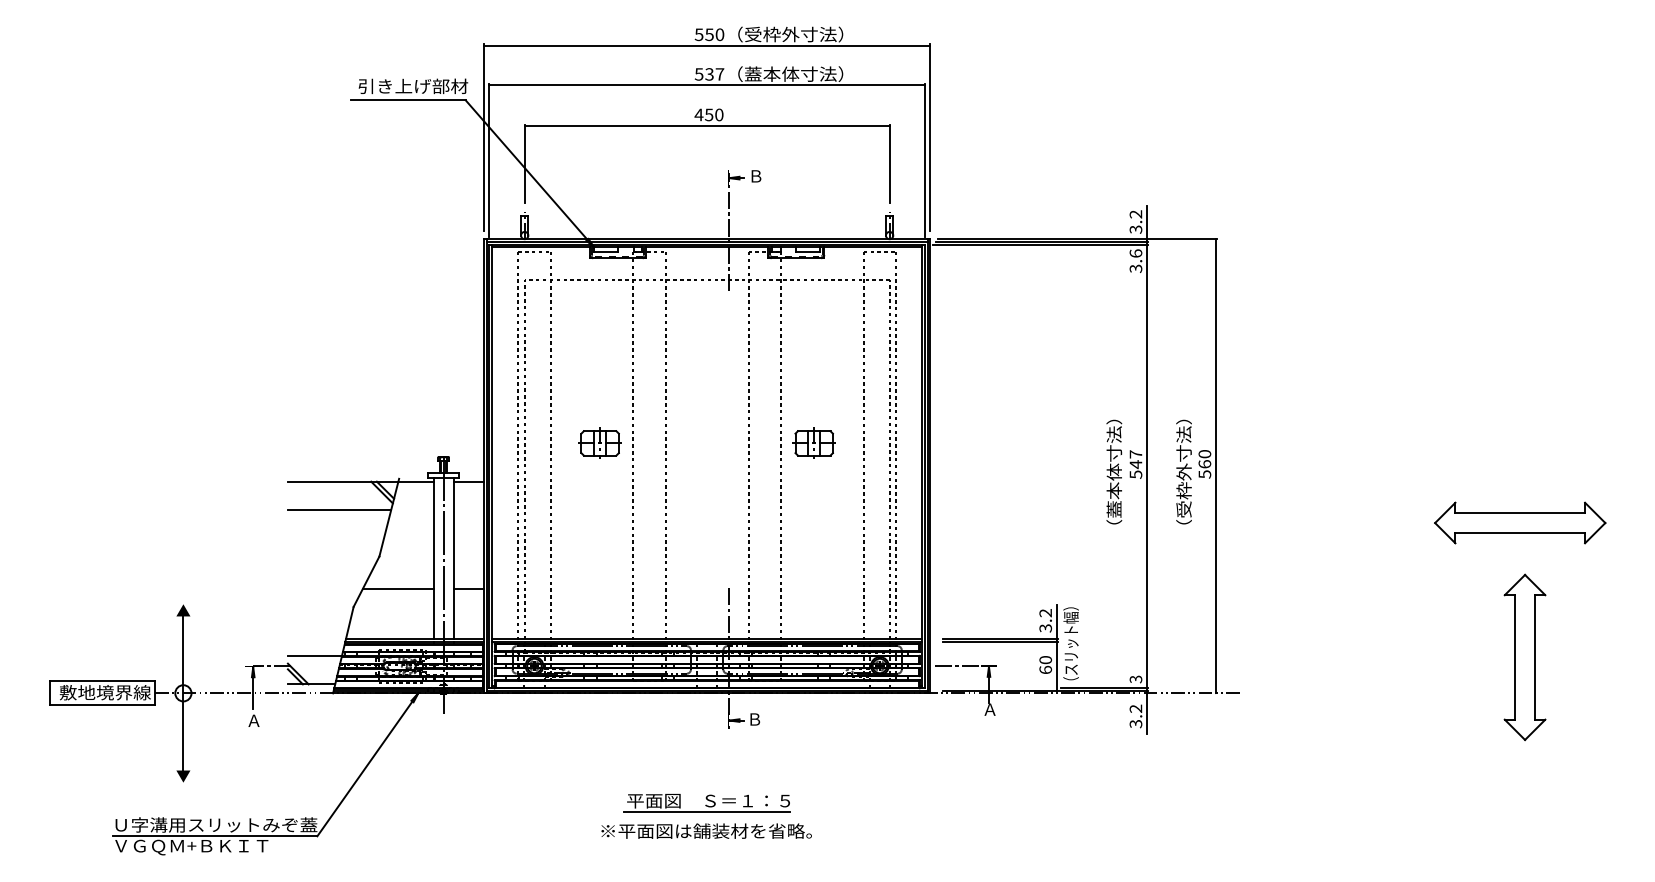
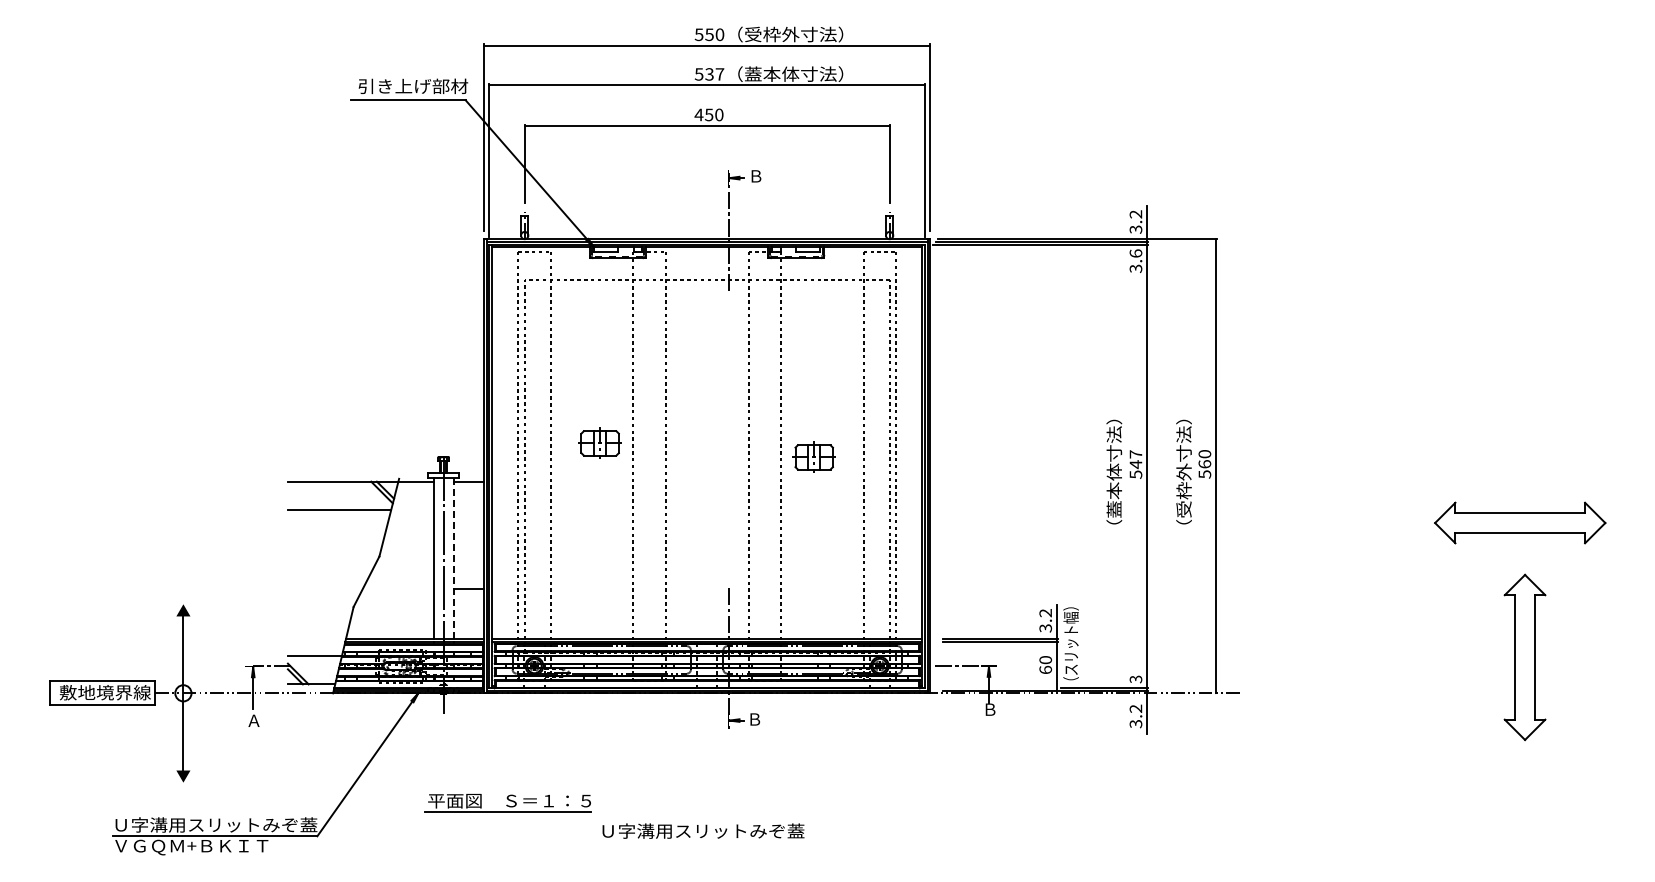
part position: (813, 442) -> (813, 456) (813, 456)
line: solid -> dashed (453, 558)
line: present -> none (397, 589)
text: Ａ -> Ｂ (989, 709)
part position: (706, 803) -> (507, 803) (507, 803)
text: ※平面図は舗装材を省略。 -> Ｕ字溝用スリットみぞ蓋 (706, 830)
